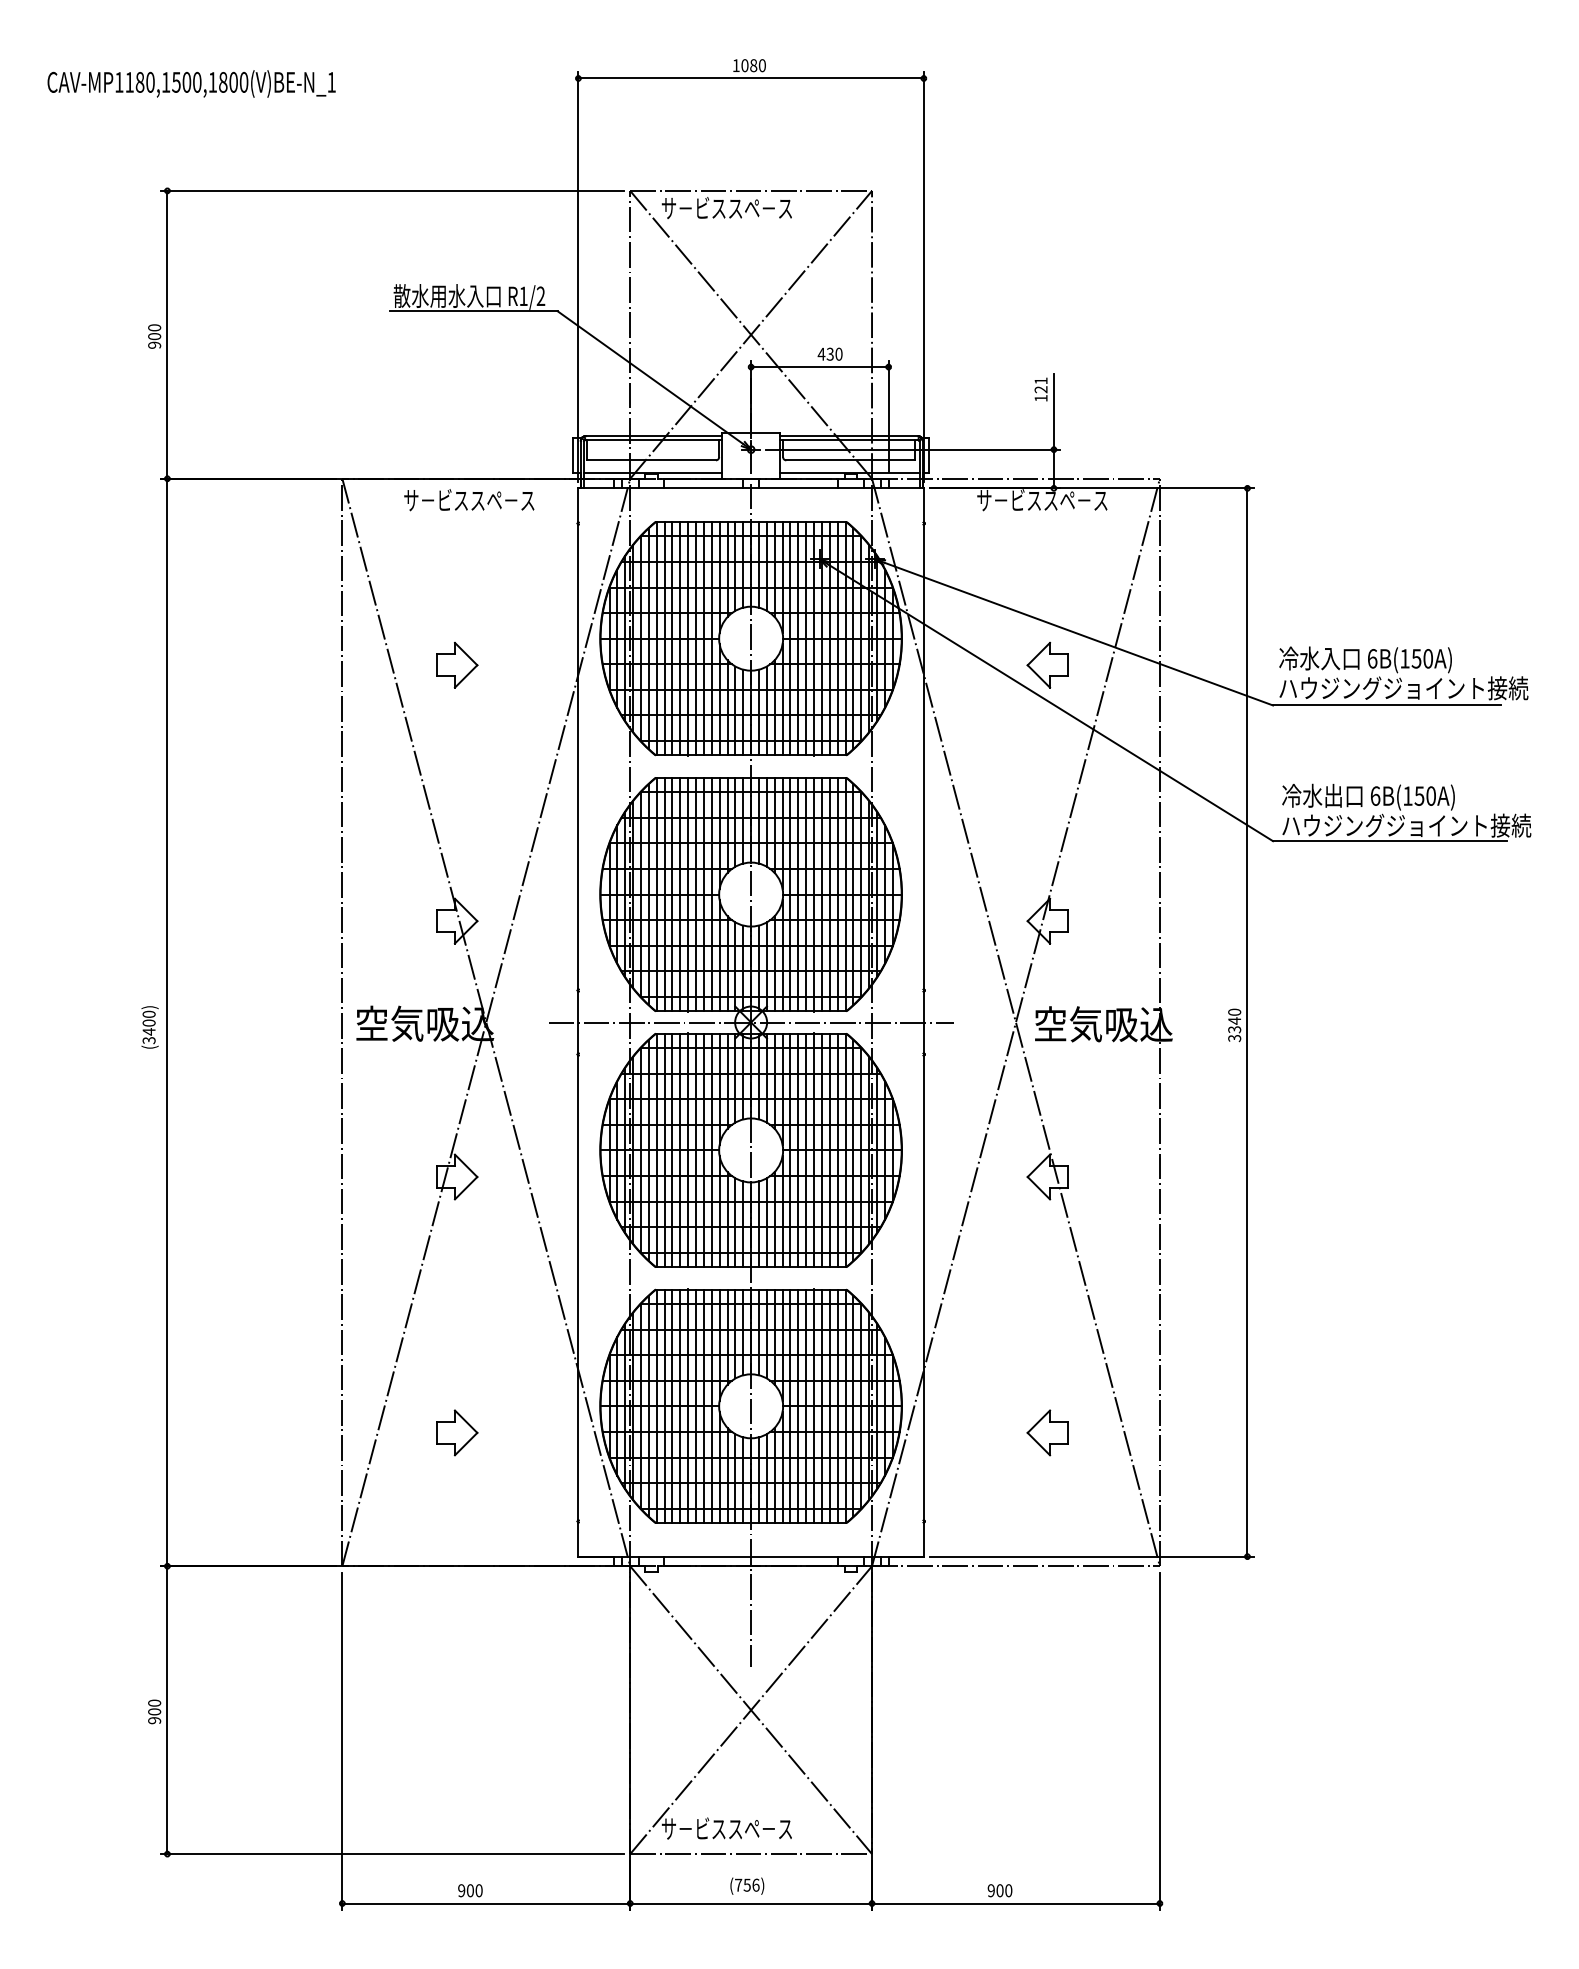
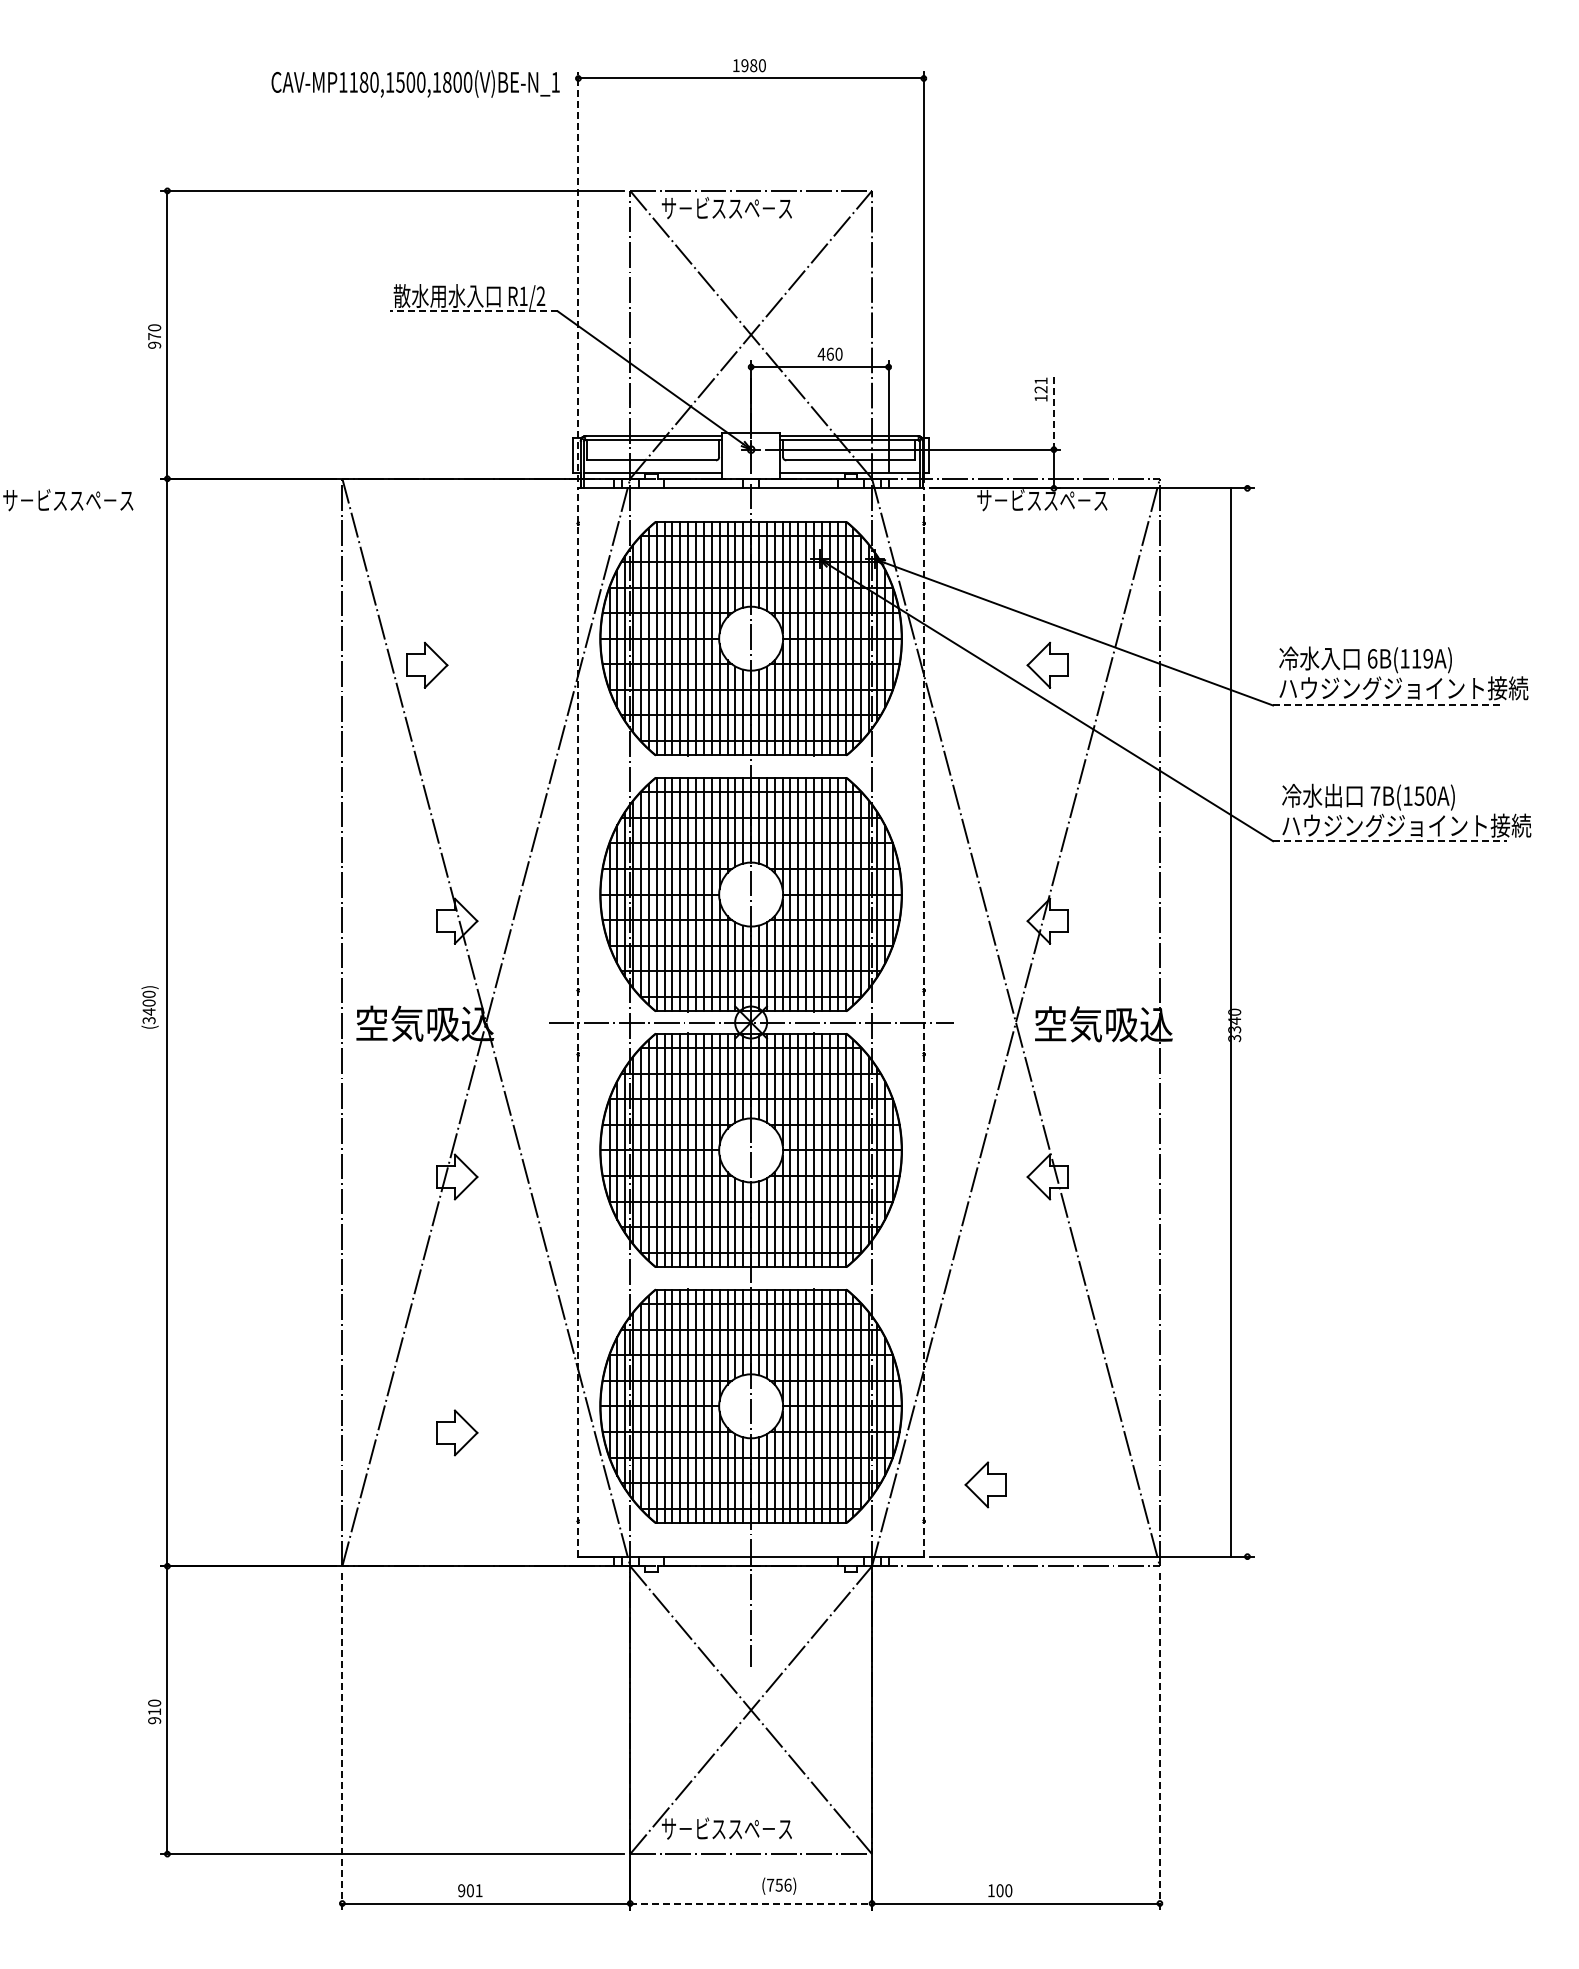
text: 1080 -> 1980 (744, 65)
text position: (191, 83) -> (415, 83) (415, 83)
line: solid -> dashed (578, 277)
line: solid -> dashed (474, 311)
text: 900 -> 970 (154, 336)
text: 430 -> 460 (829, 353)
line: solid -> dashed (1053, 411)
text position: (469, 500) -> (68, 500) (68, 500)
text: 6B(150A) -> 6B(119A) (1421, 658)
part position: (457, 665) -> (427, 665) (427, 665)
line: solid -> dashed (1387, 705)
text: 6B(150A) -> 7B(150A) (1375, 795)
line: solid -> dashed (1389, 841)
line: solid -> dashed (578, 1022)
line: solid -> dashed (923, 1022)
line position: (1247, 1022) -> (1231, 1022) (1231, 1022)
text position: (149, 1027) -> (149, 1007) (149, 1007)
part position: (1047, 1432) -> (985, 1484) (985, 1484)
text: 900 -> 910 (154, 1711)
line: solid -> dashed (342, 1741)
line: solid -> dashed (1159, 1741)
text position: (747, 1885) -> (779, 1885) (779, 1885)
text: 900 -> 901 (478, 1890)
text: 900 -> 100 (990, 1890)
line: solid -> dashed (751, 1903)
